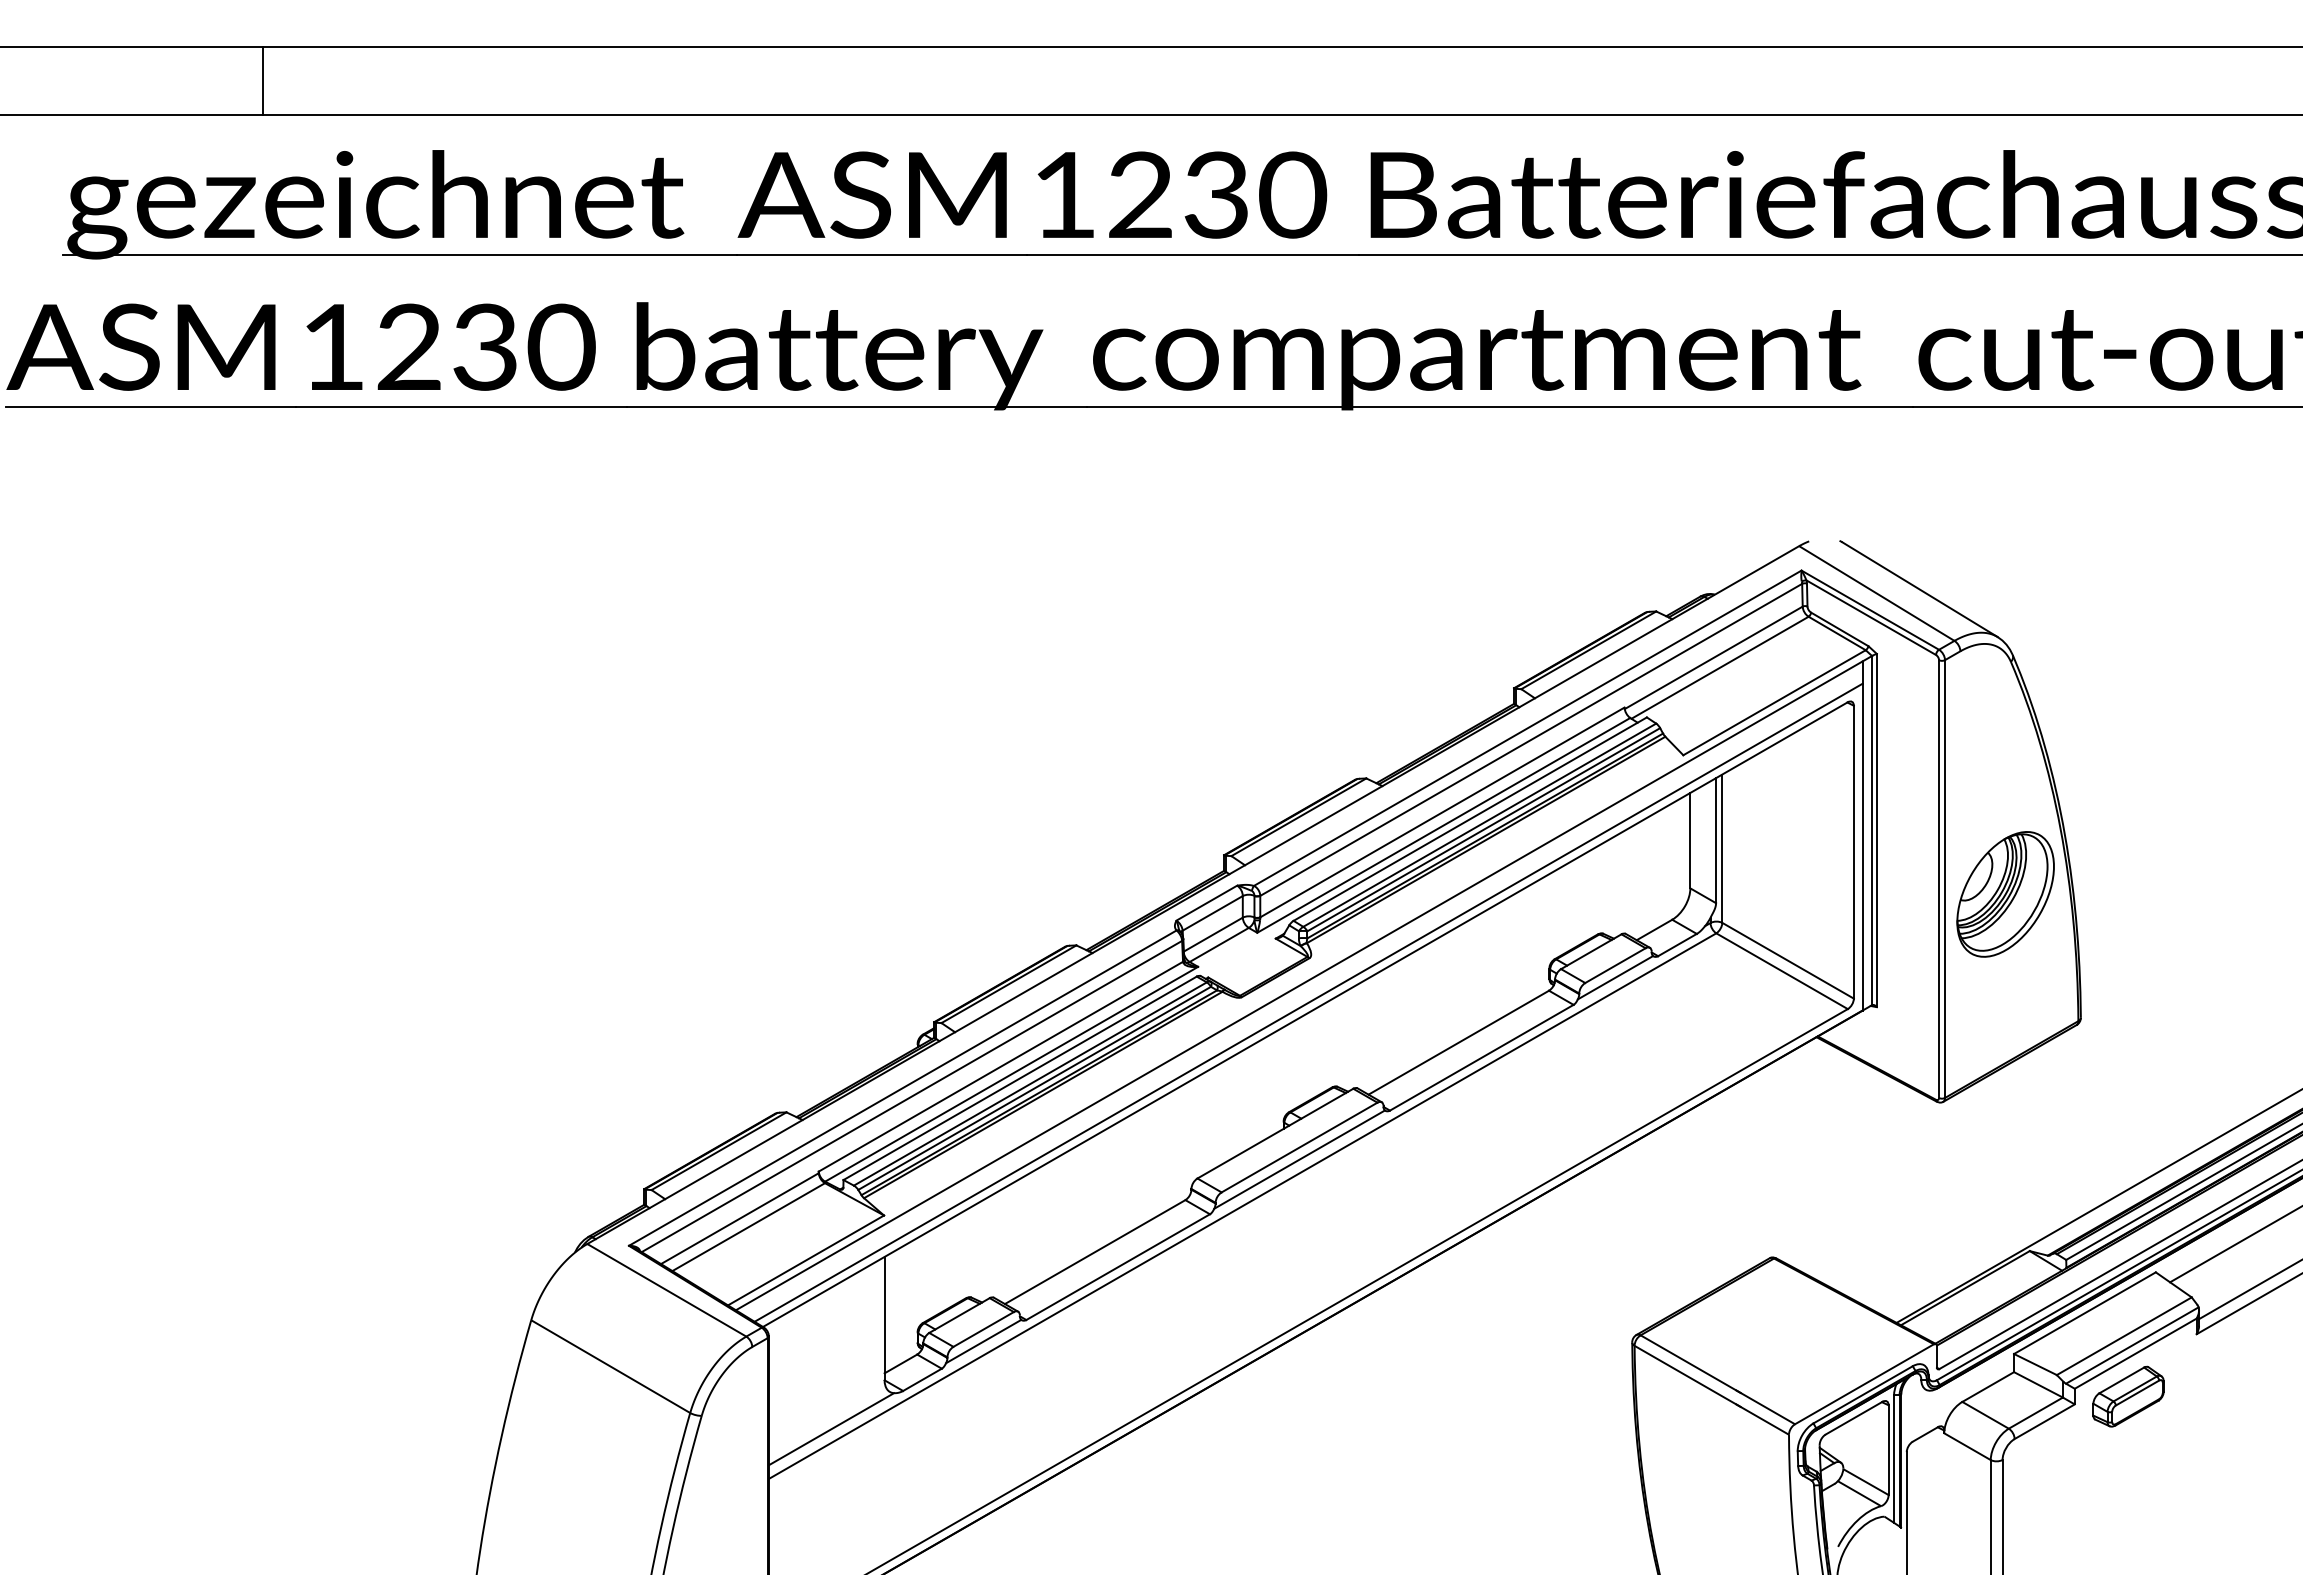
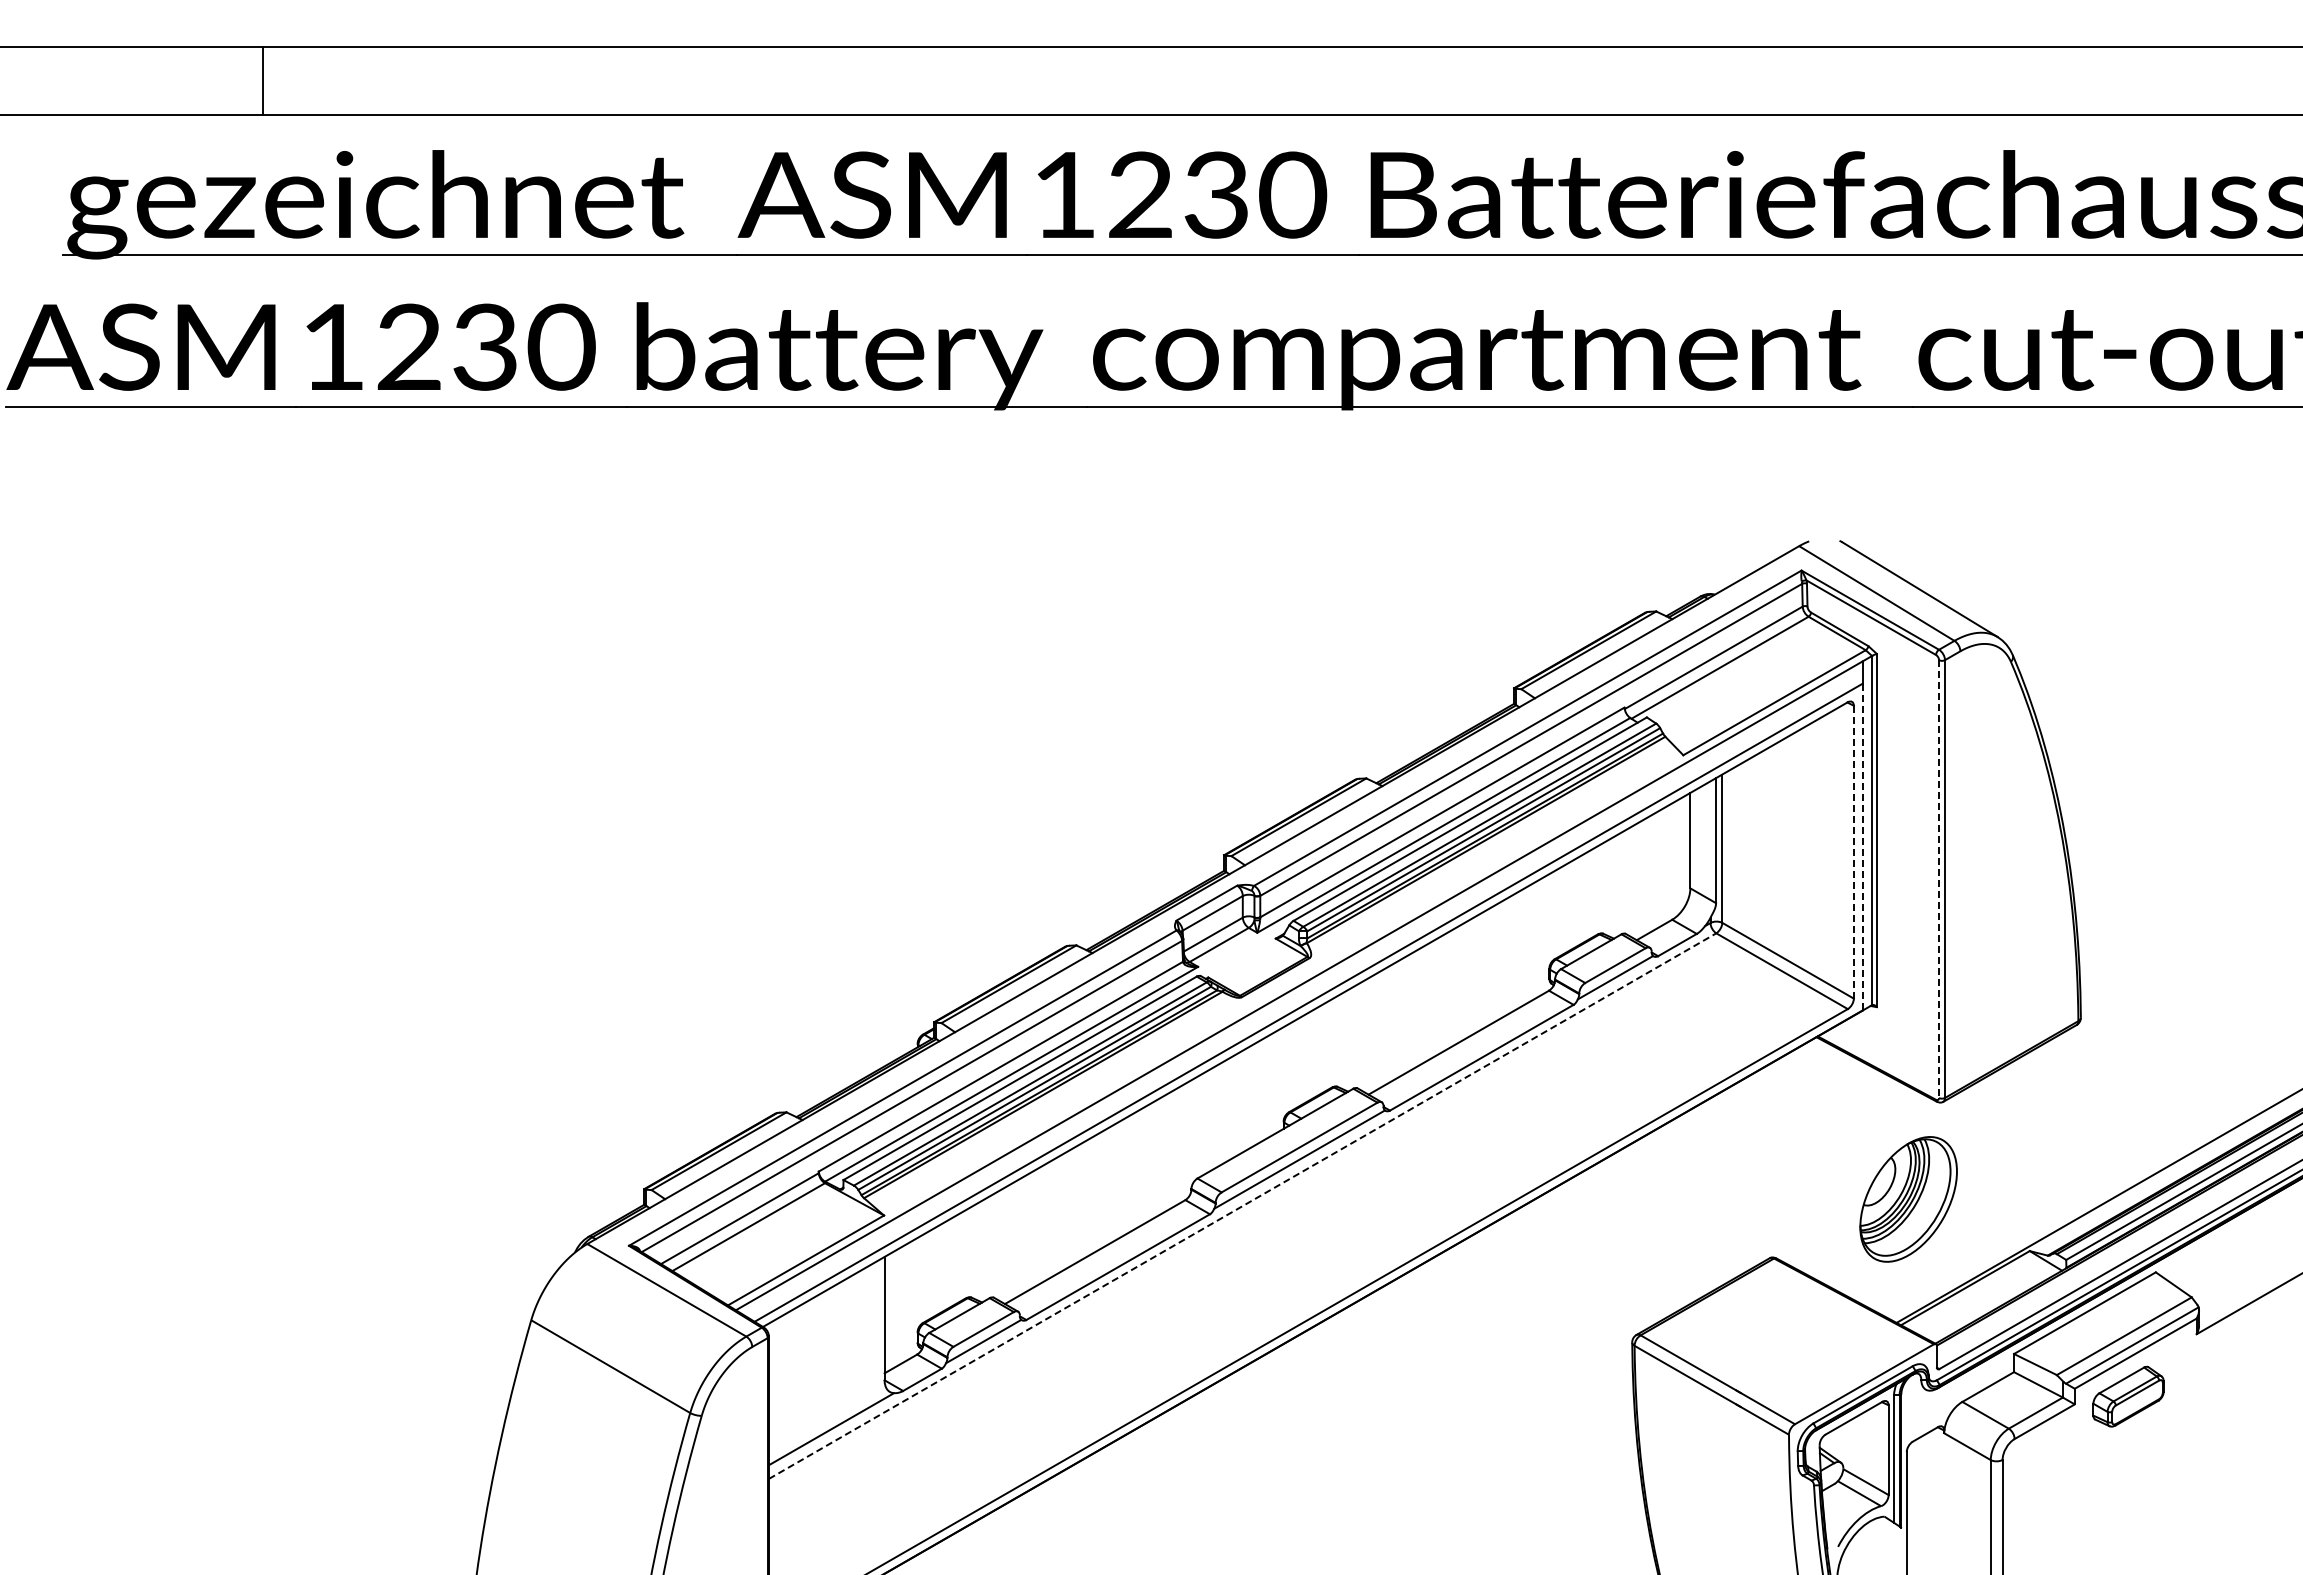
line: solid -> dashed (1862, 847)
line: solid -> dashed (1853, 852)
line: solid -> dashed (1939, 879)
part position: (2005, 894) -> (1908, 1199) (1908, 1199)
line: solid -> dashed (1242, 1206)
line: present -> none (2234, 1244)
line: present -> none (2249, 1290)
